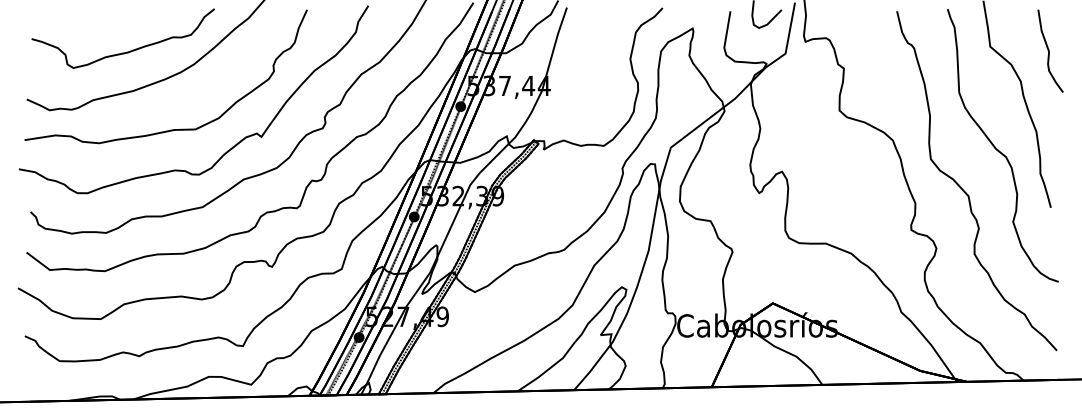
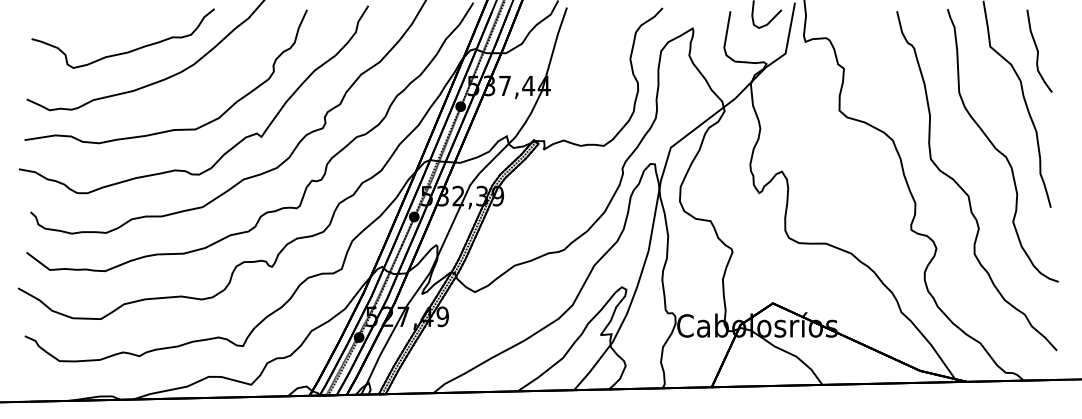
curve position: (1049, 50) -> (1038, 50) (1038, 50)
